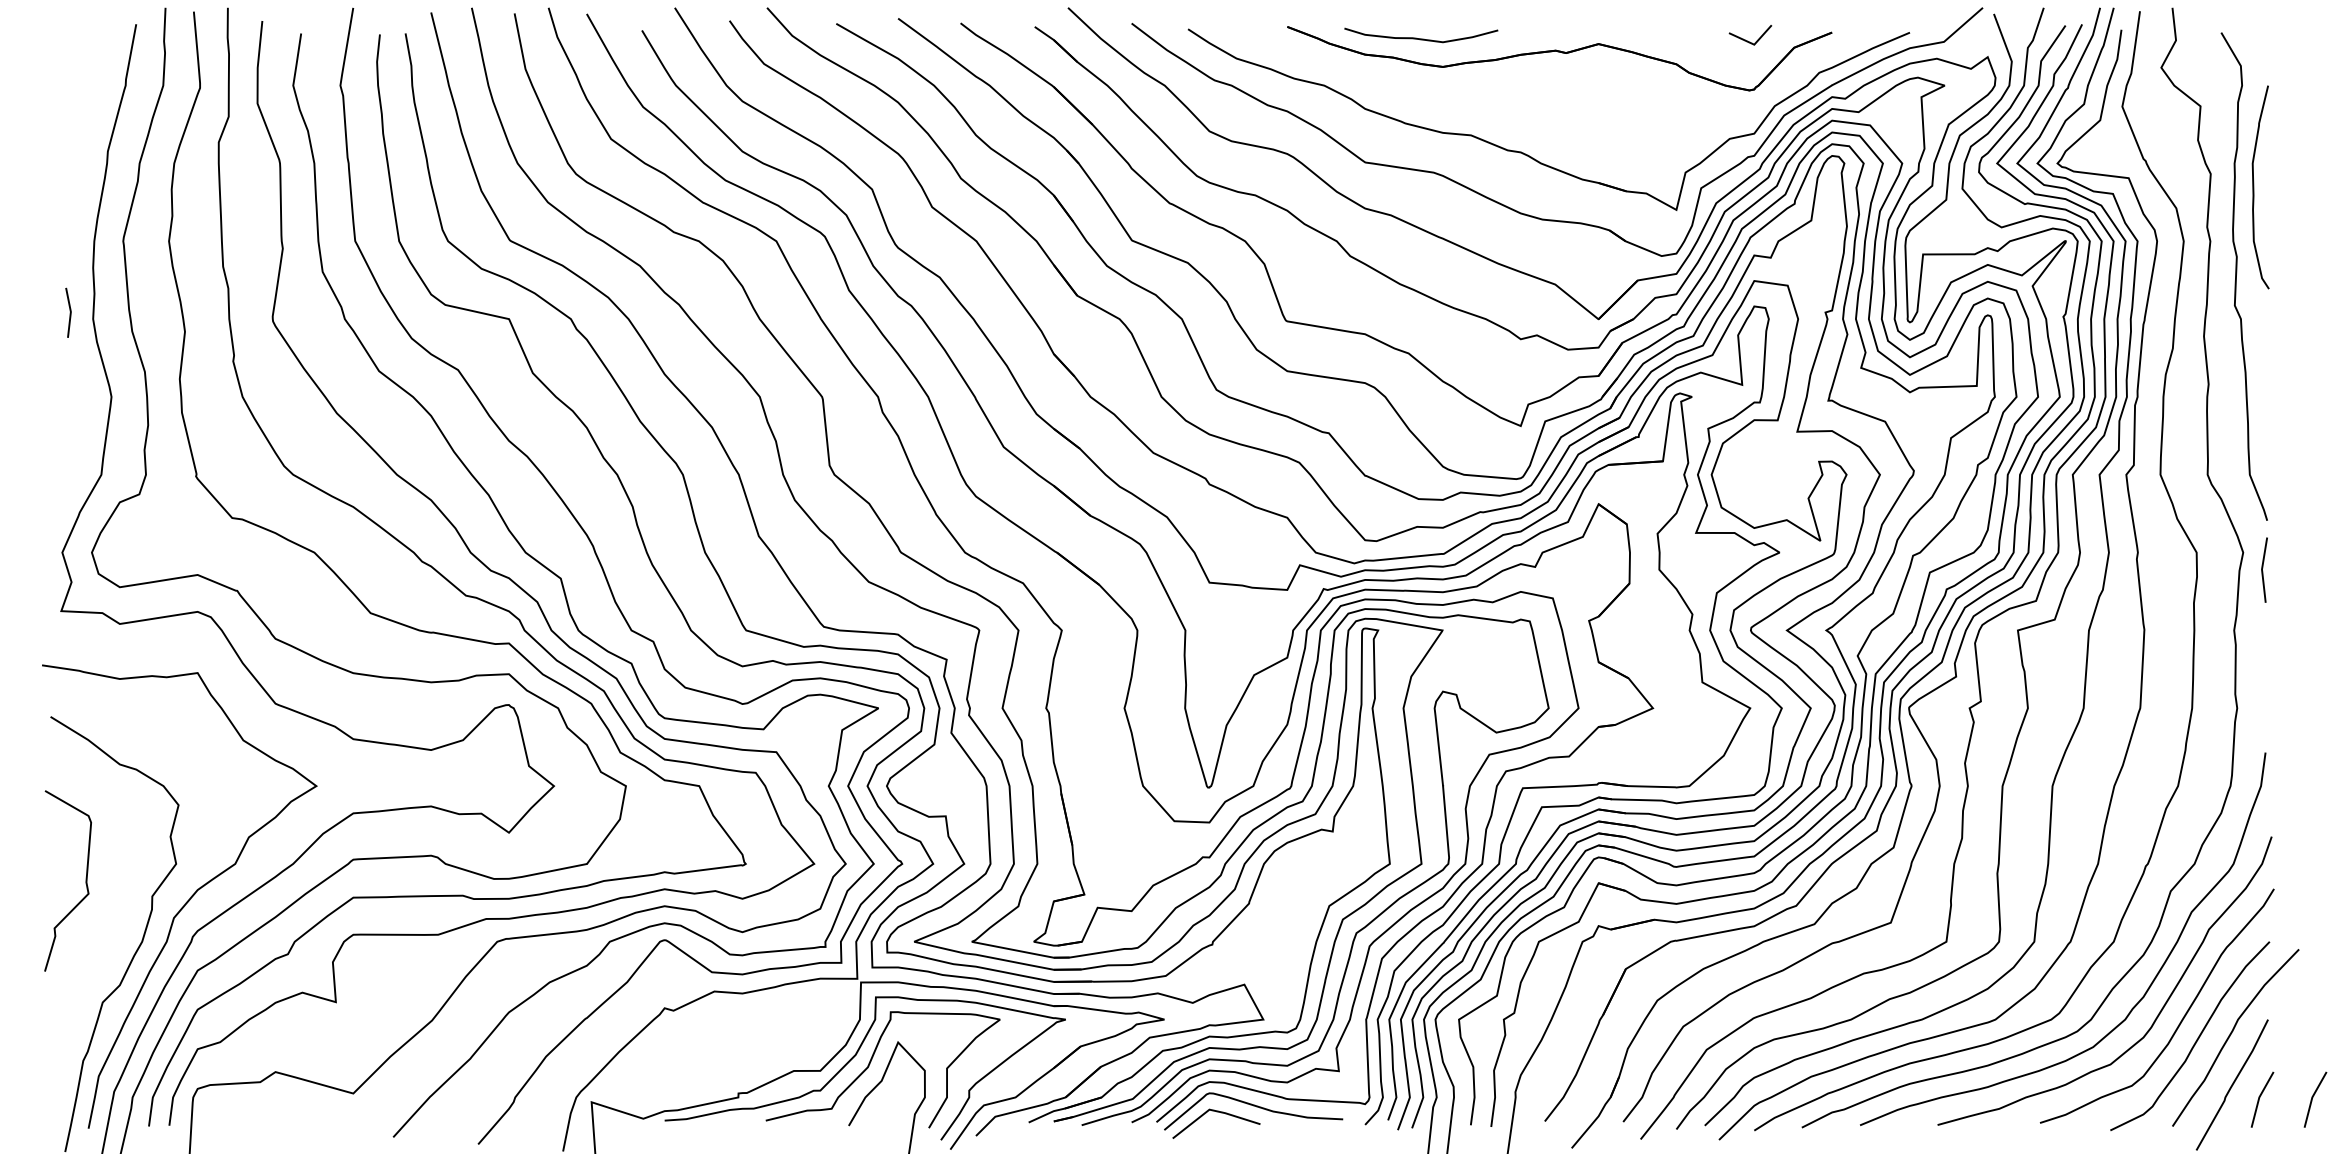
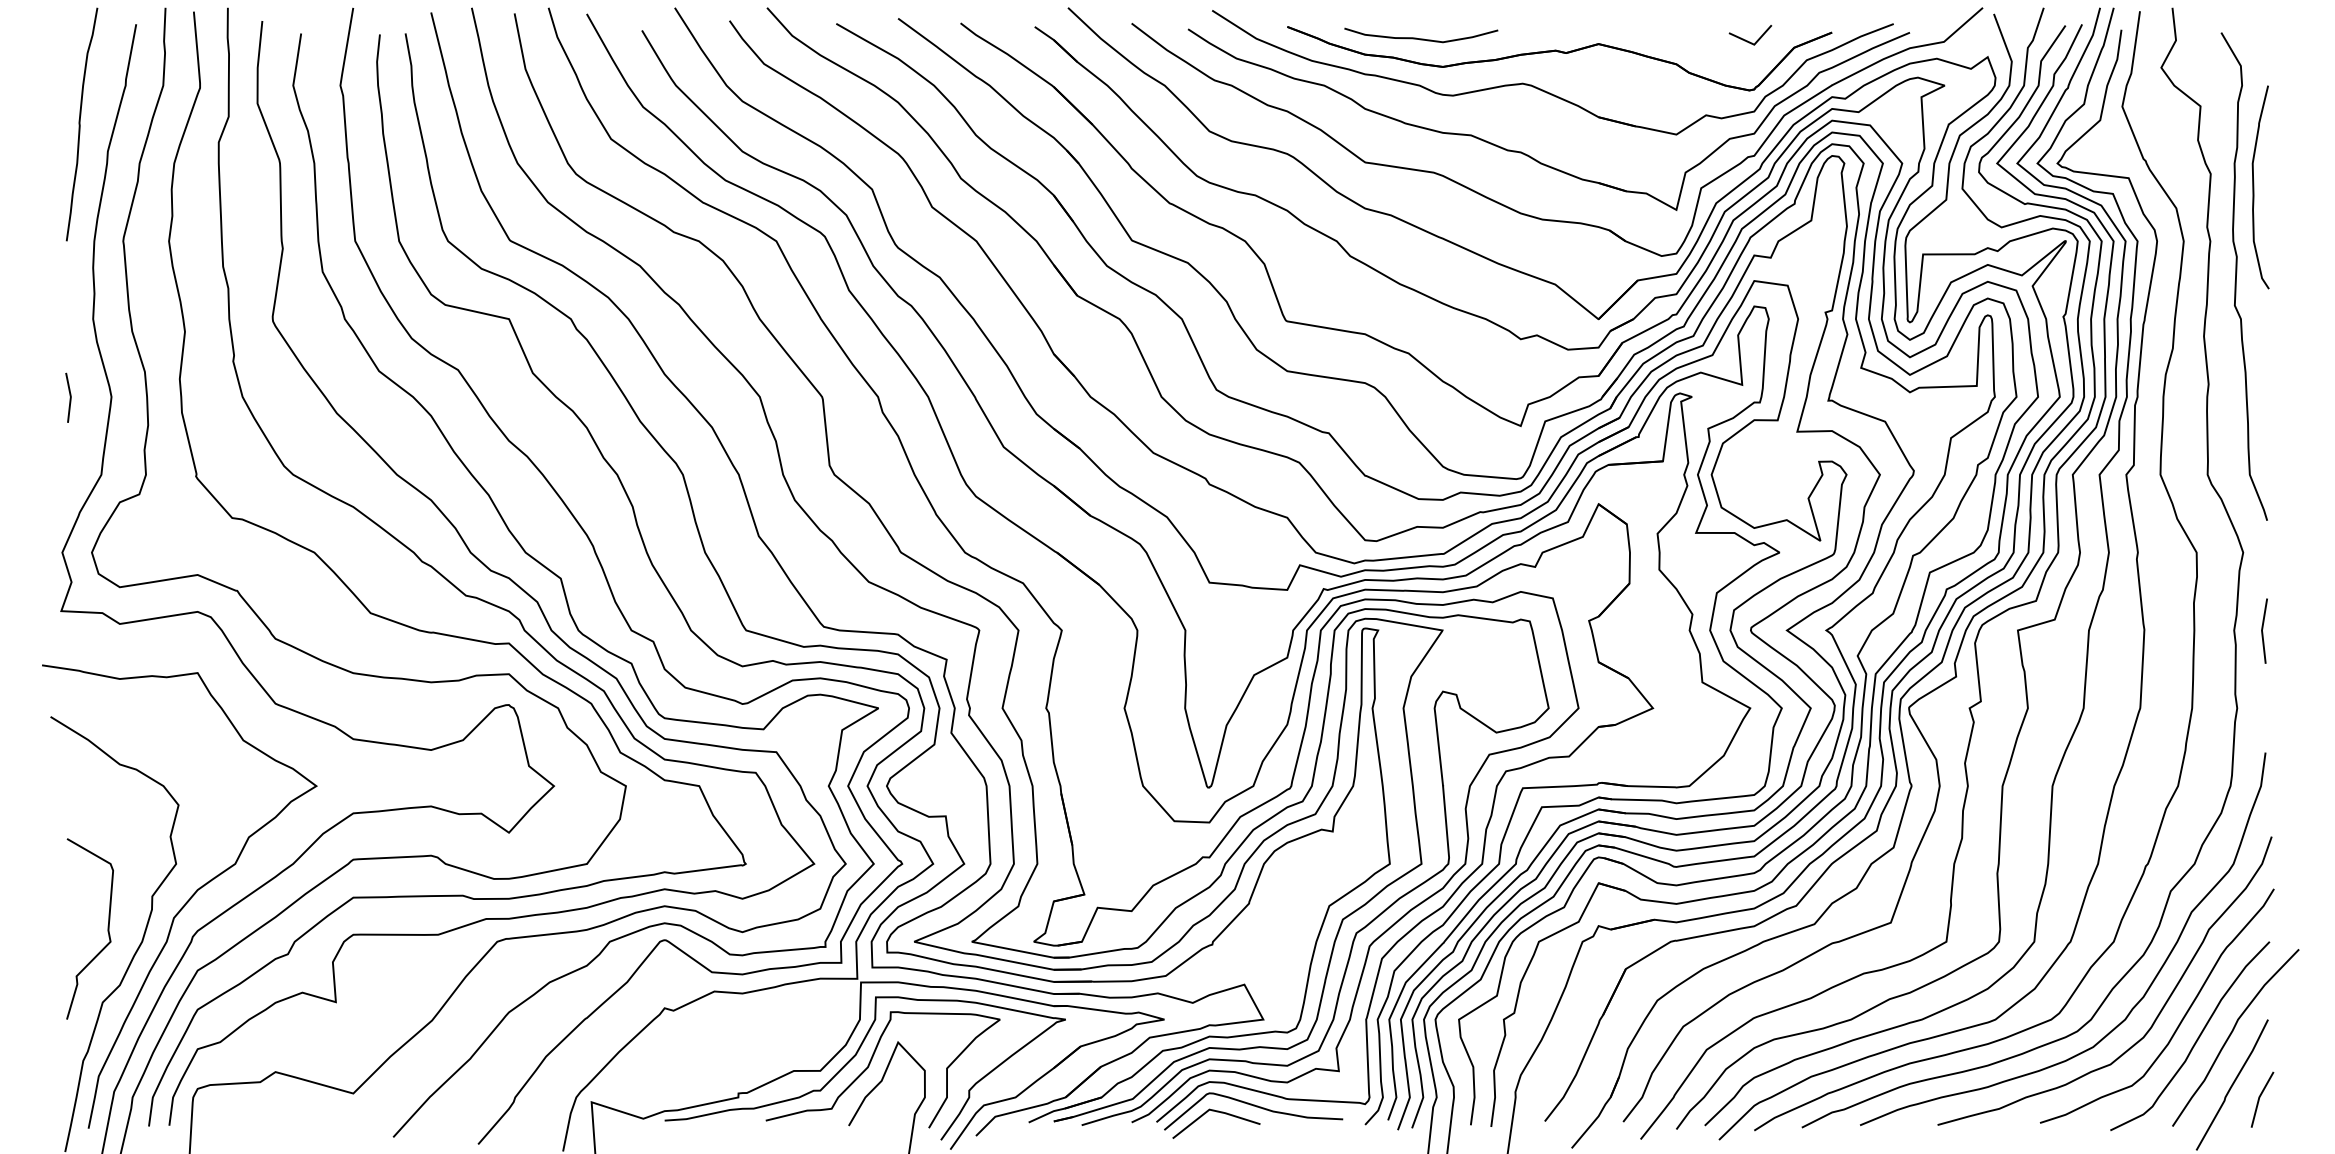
part: none -> present (1543, 89)
curve: none -> present (80, 124)
line position: (69, 311) -> (69, 396) (69, 396)
line position: (2263, 568) -> (2263, 629) (2263, 629)
curve position: (85, 880) -> (107, 928) (107, 928)
line: present -> none (2313, 1097)
